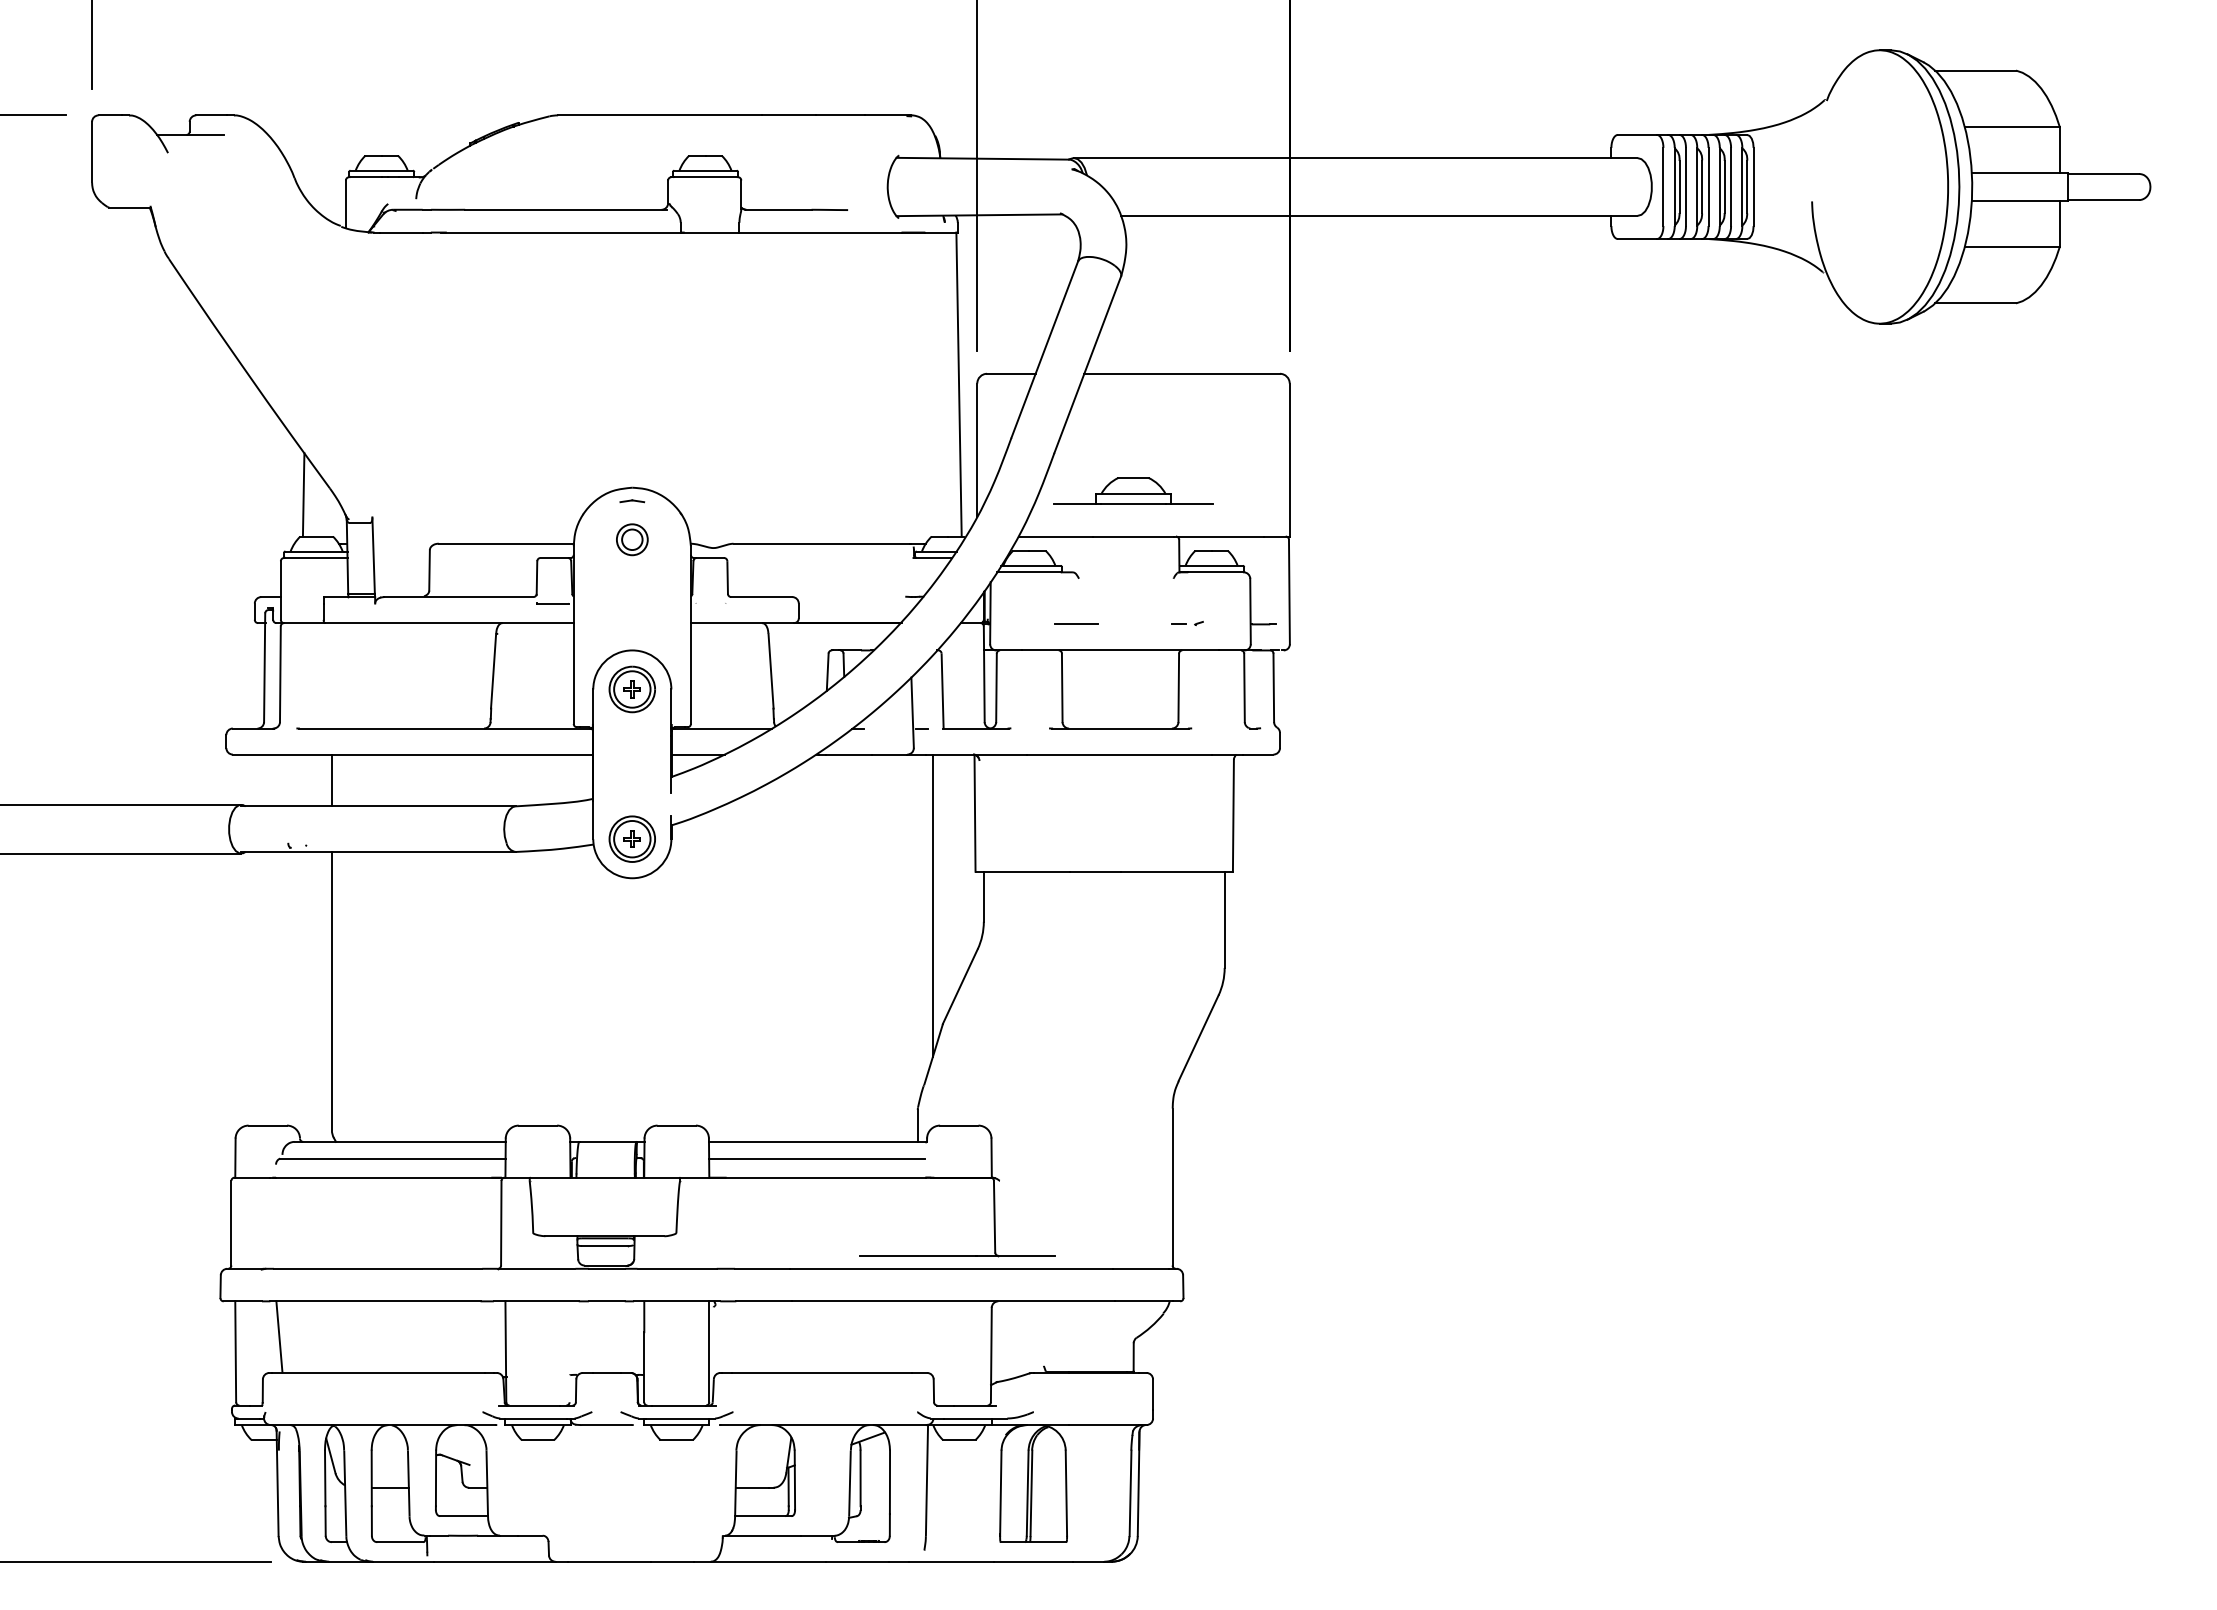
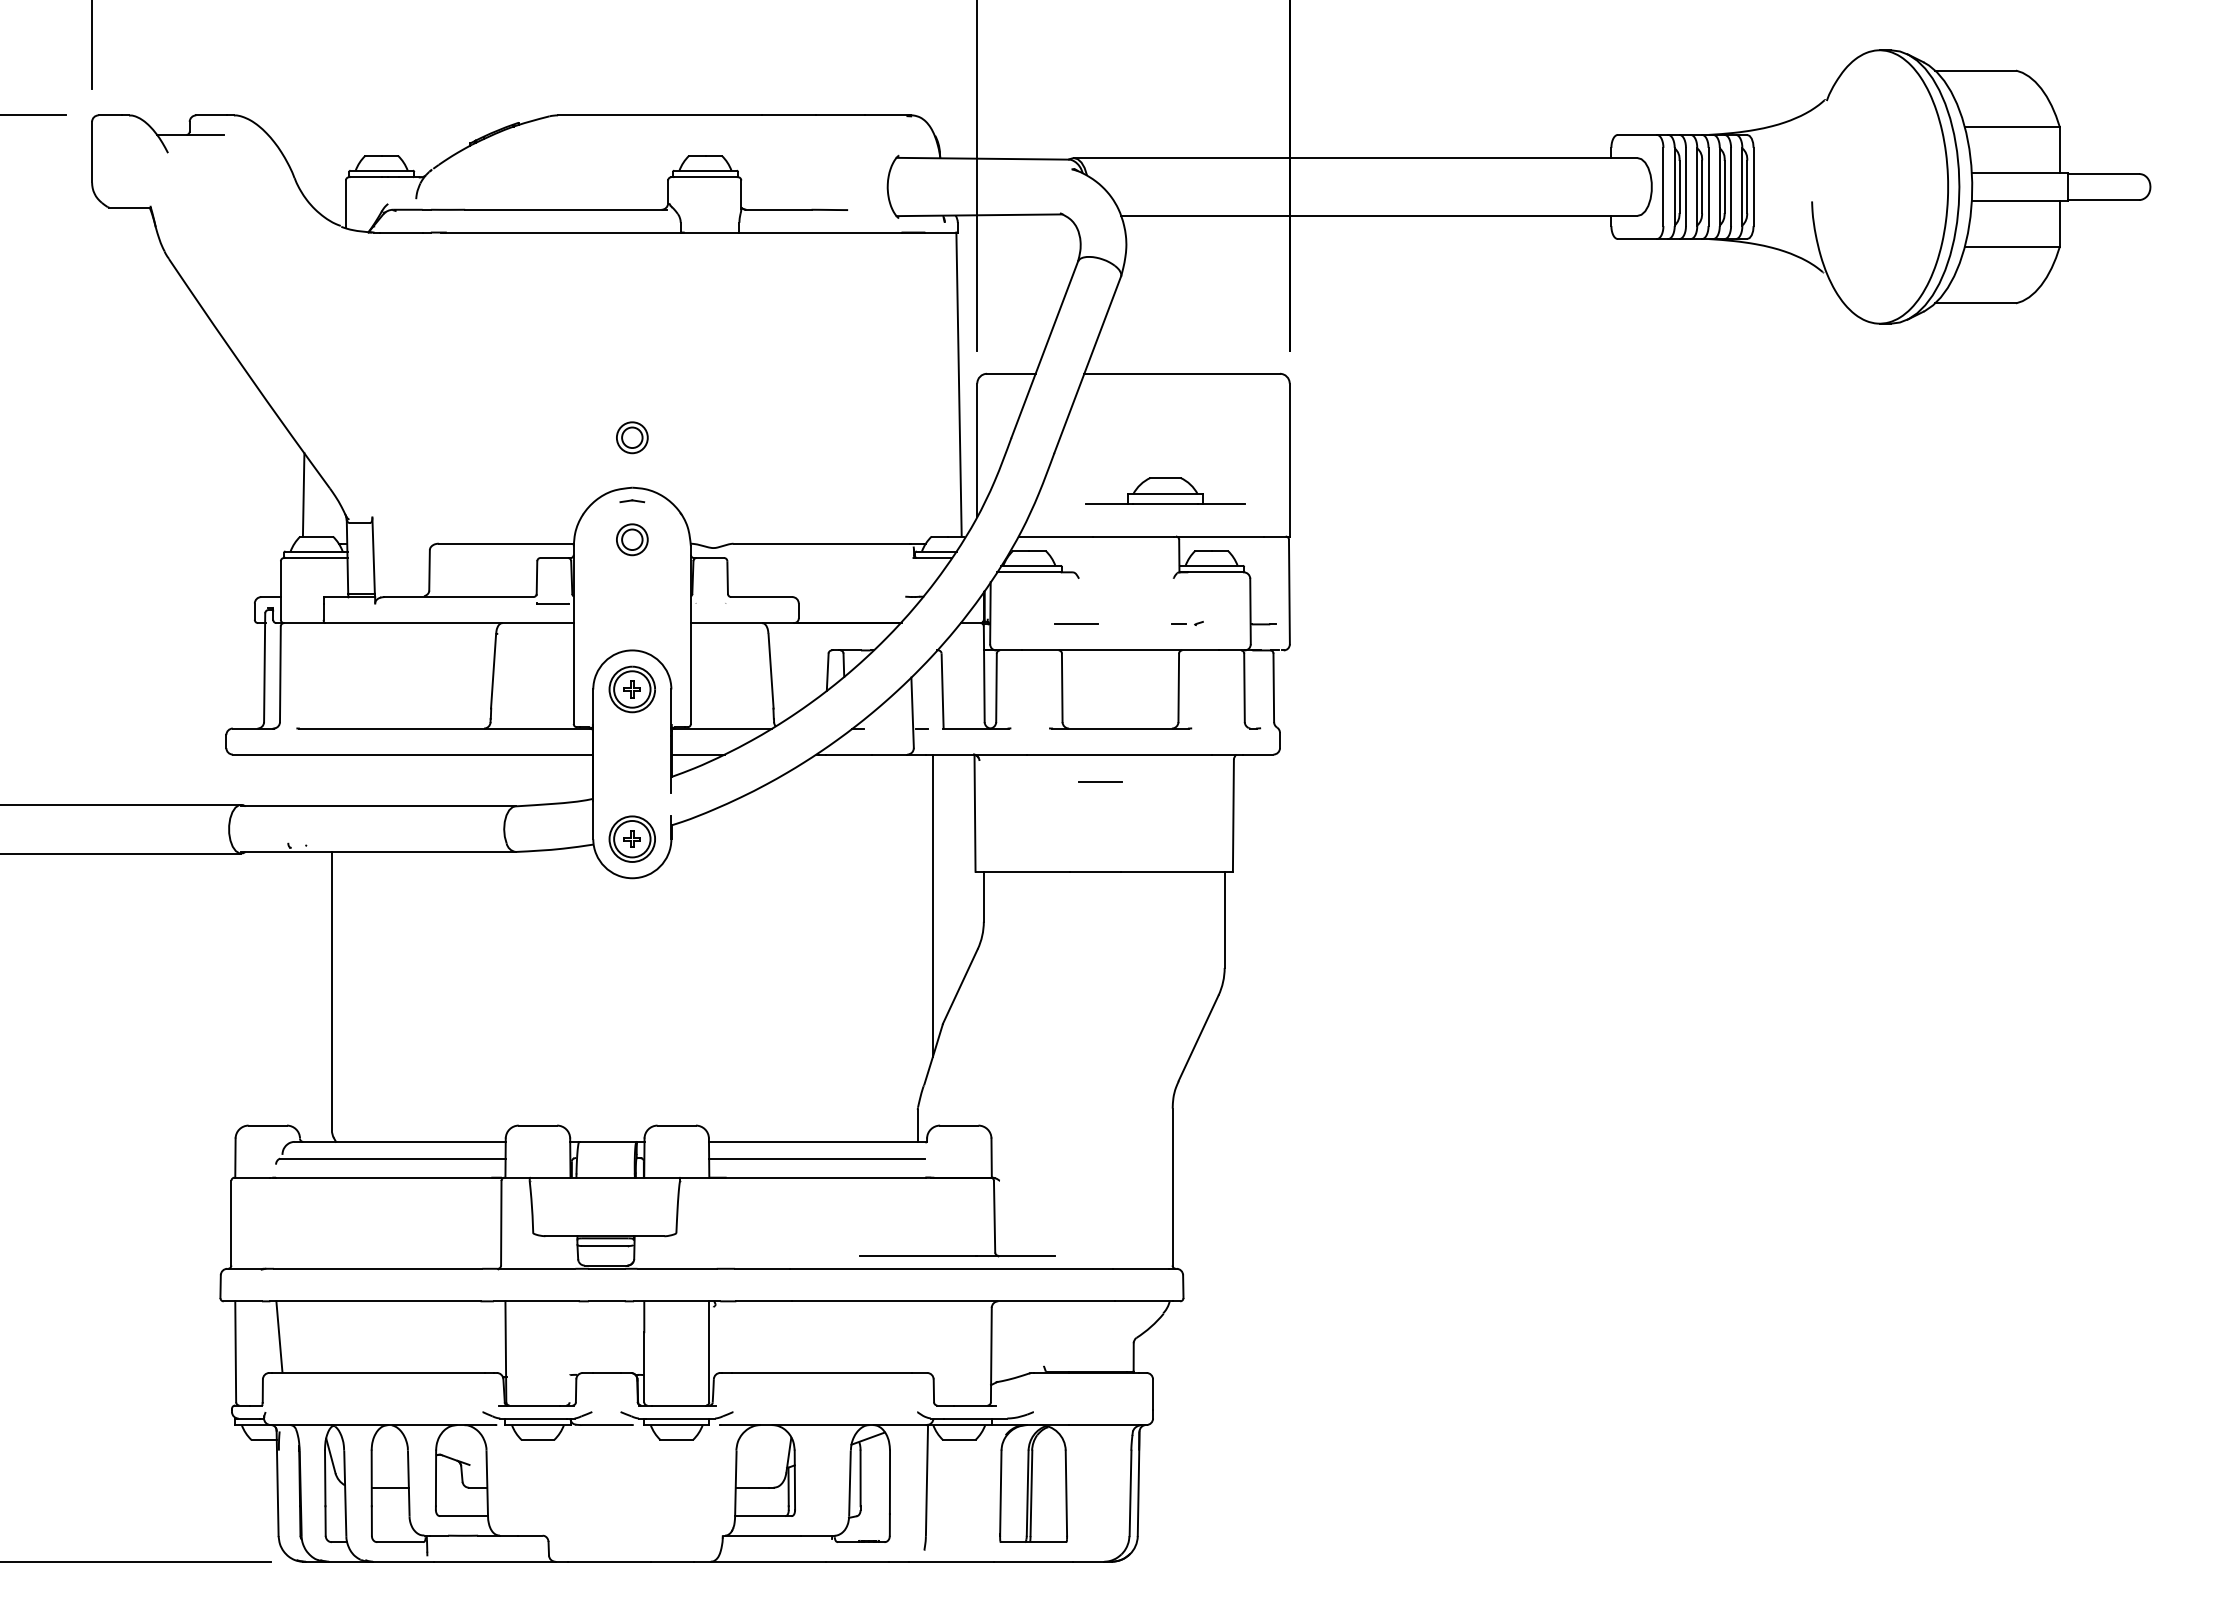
part: none -> present (632, 437)
part position: (1133, 490) -> (1165, 490) (1165, 490)
line: present -> none (331, 780)
line: none -> present (1100, 781)
